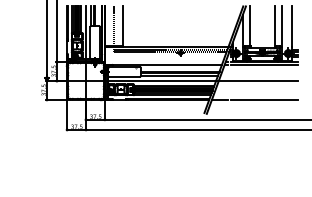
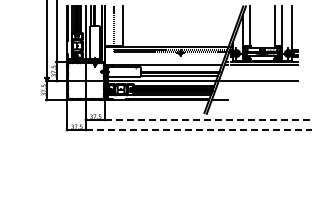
line: present -> none (264, 99)
line: solid -> dashed (208, 119)
line: solid -> dashed (198, 129)
